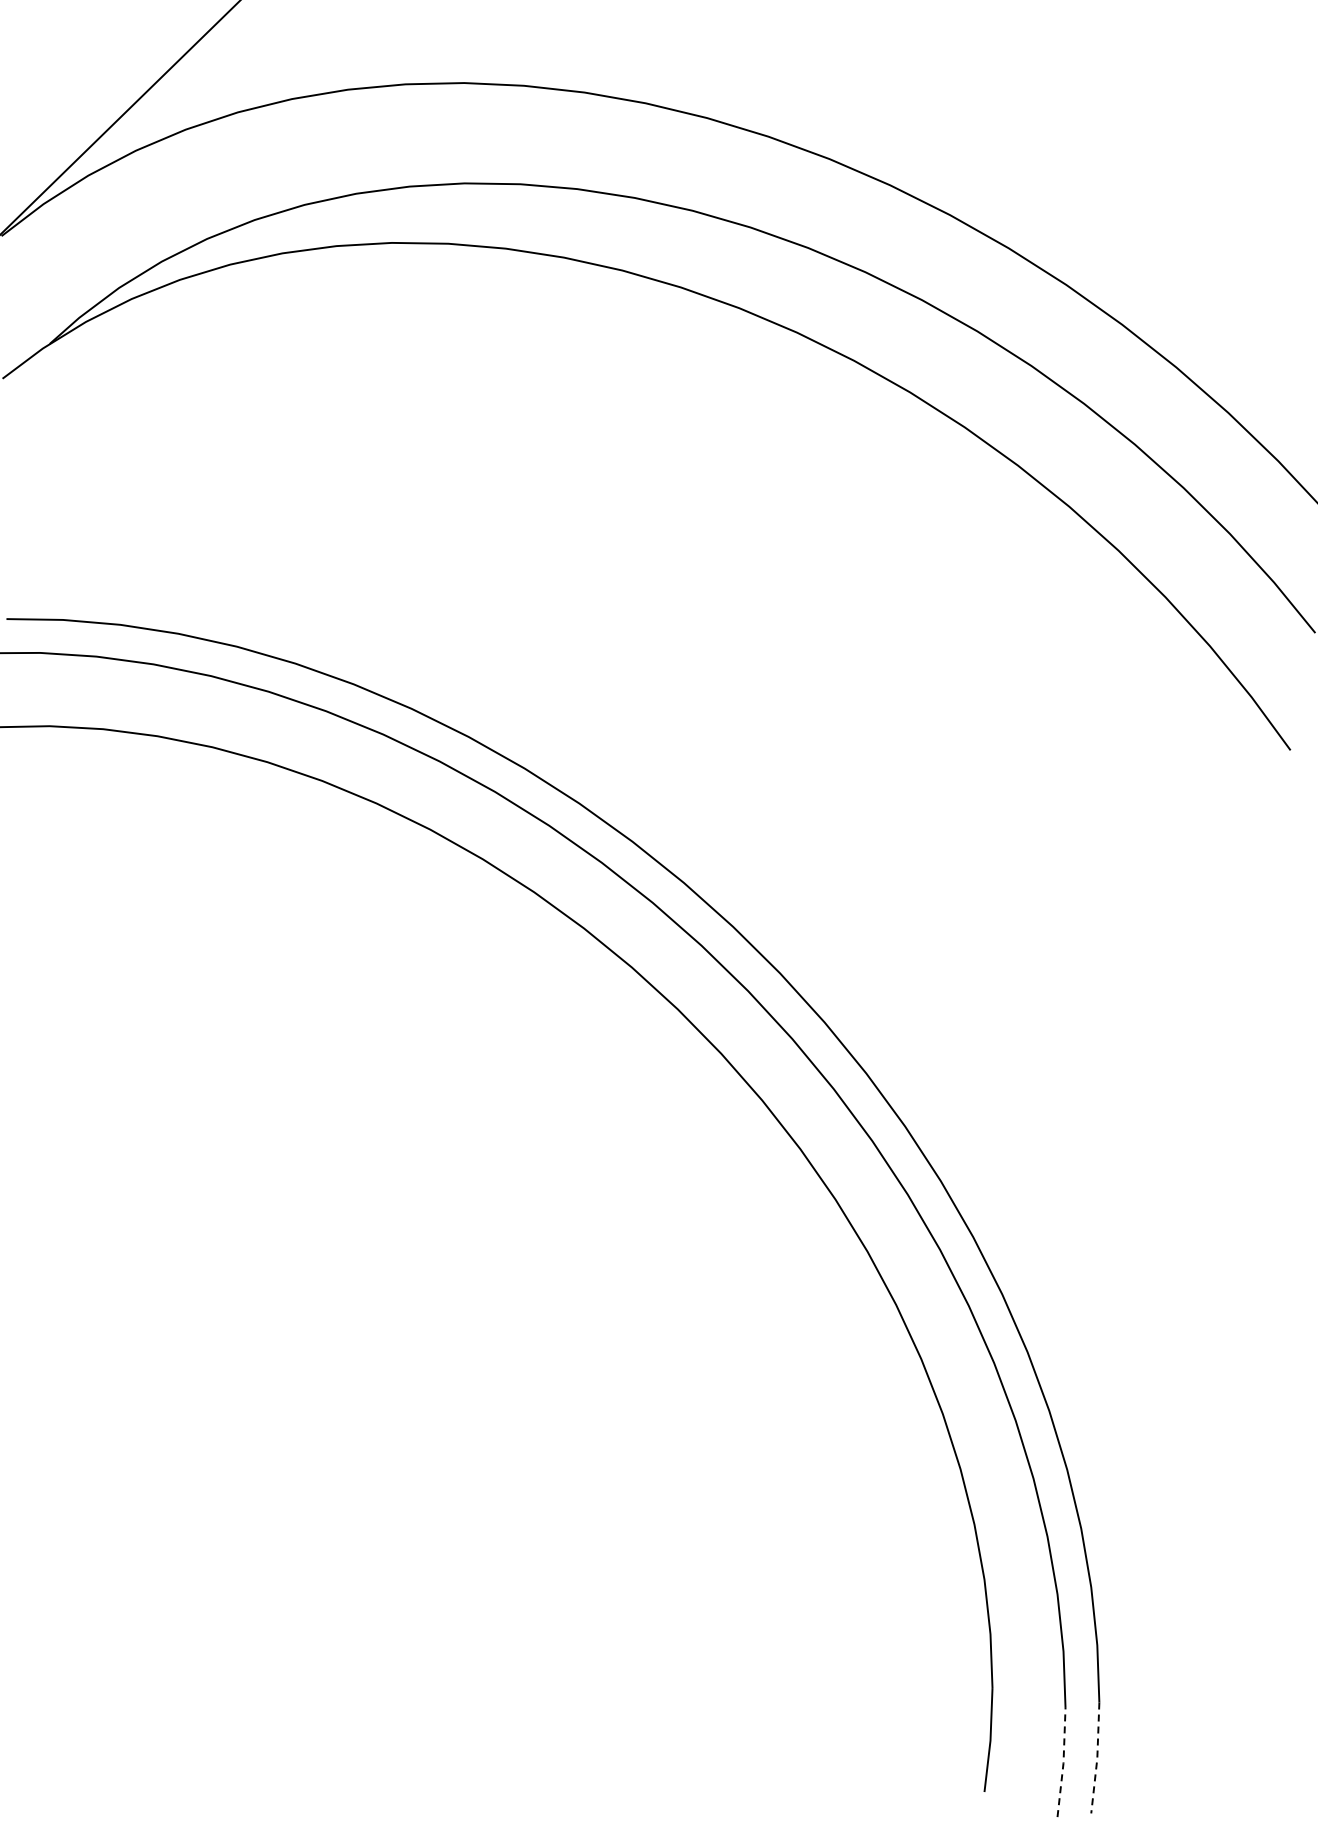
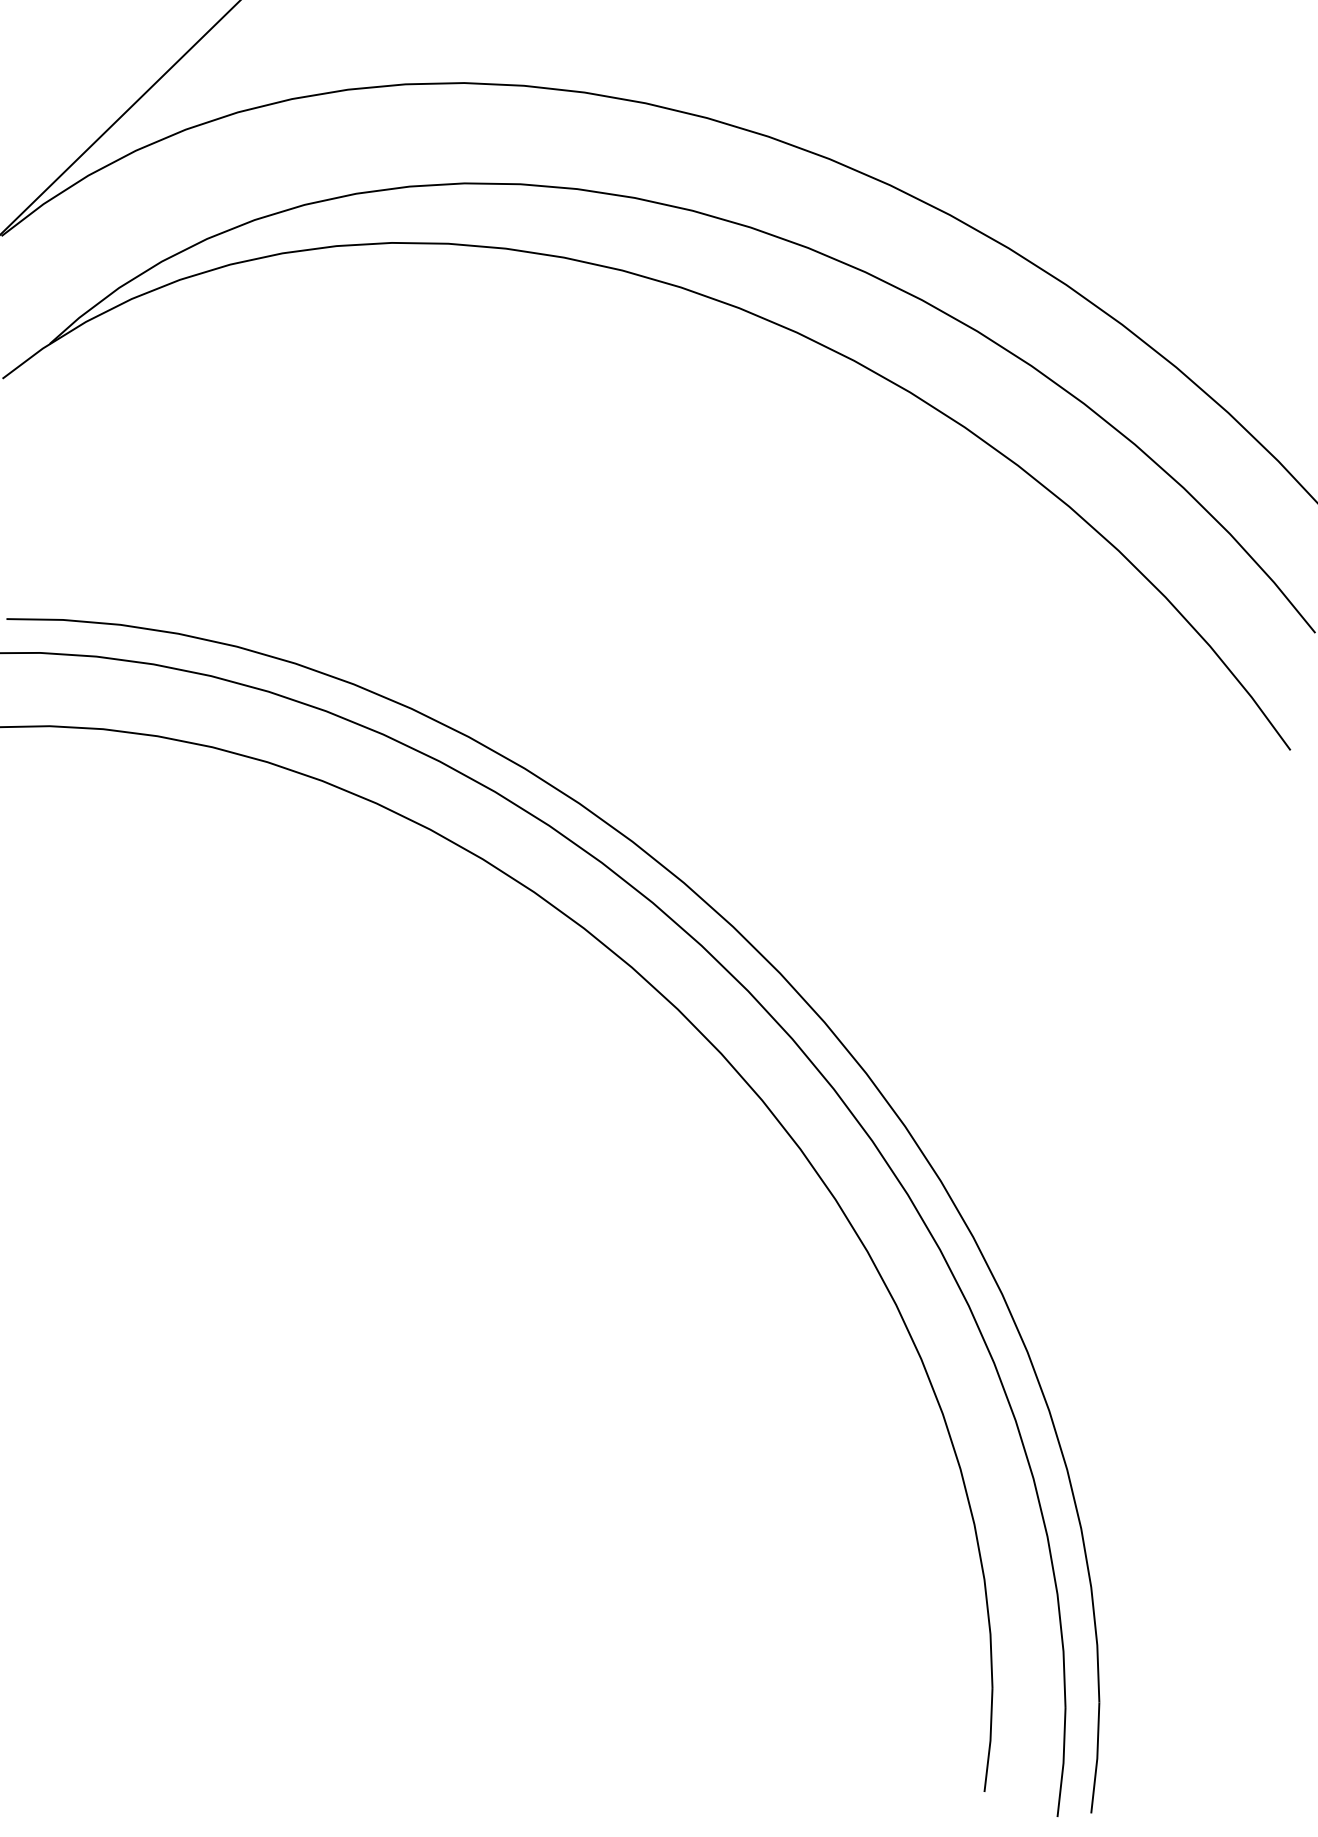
line: dashed -> solid (1097, 1758)
line: dashed -> solid (1063, 1763)
